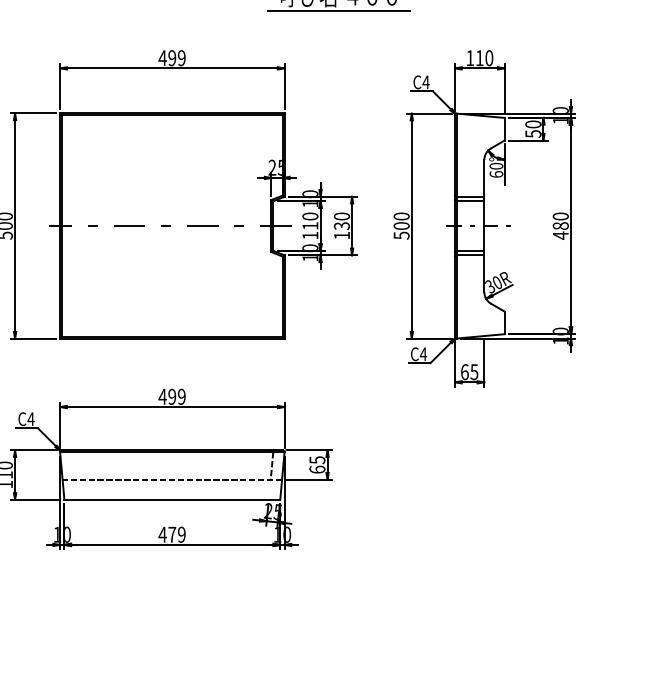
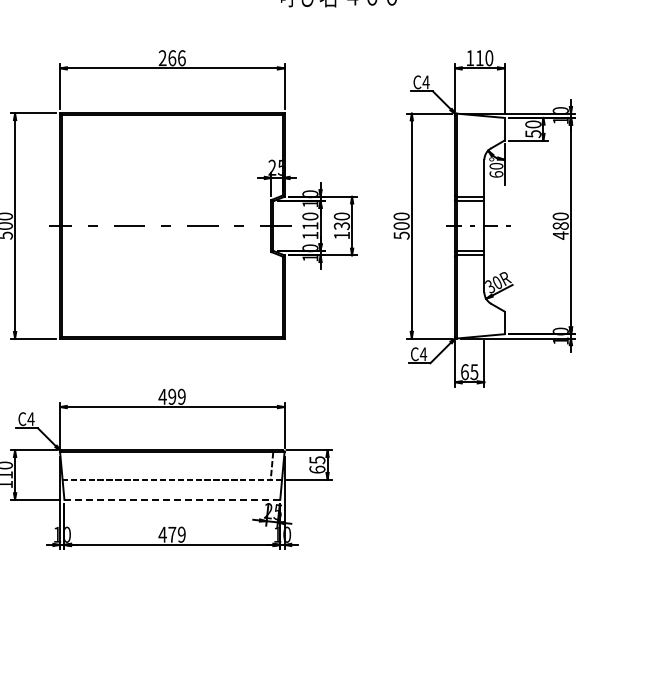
line: present -> none (339, 11)
text: 499 -> 266 (171, 58)
line: solid -> dashed (172, 499)
